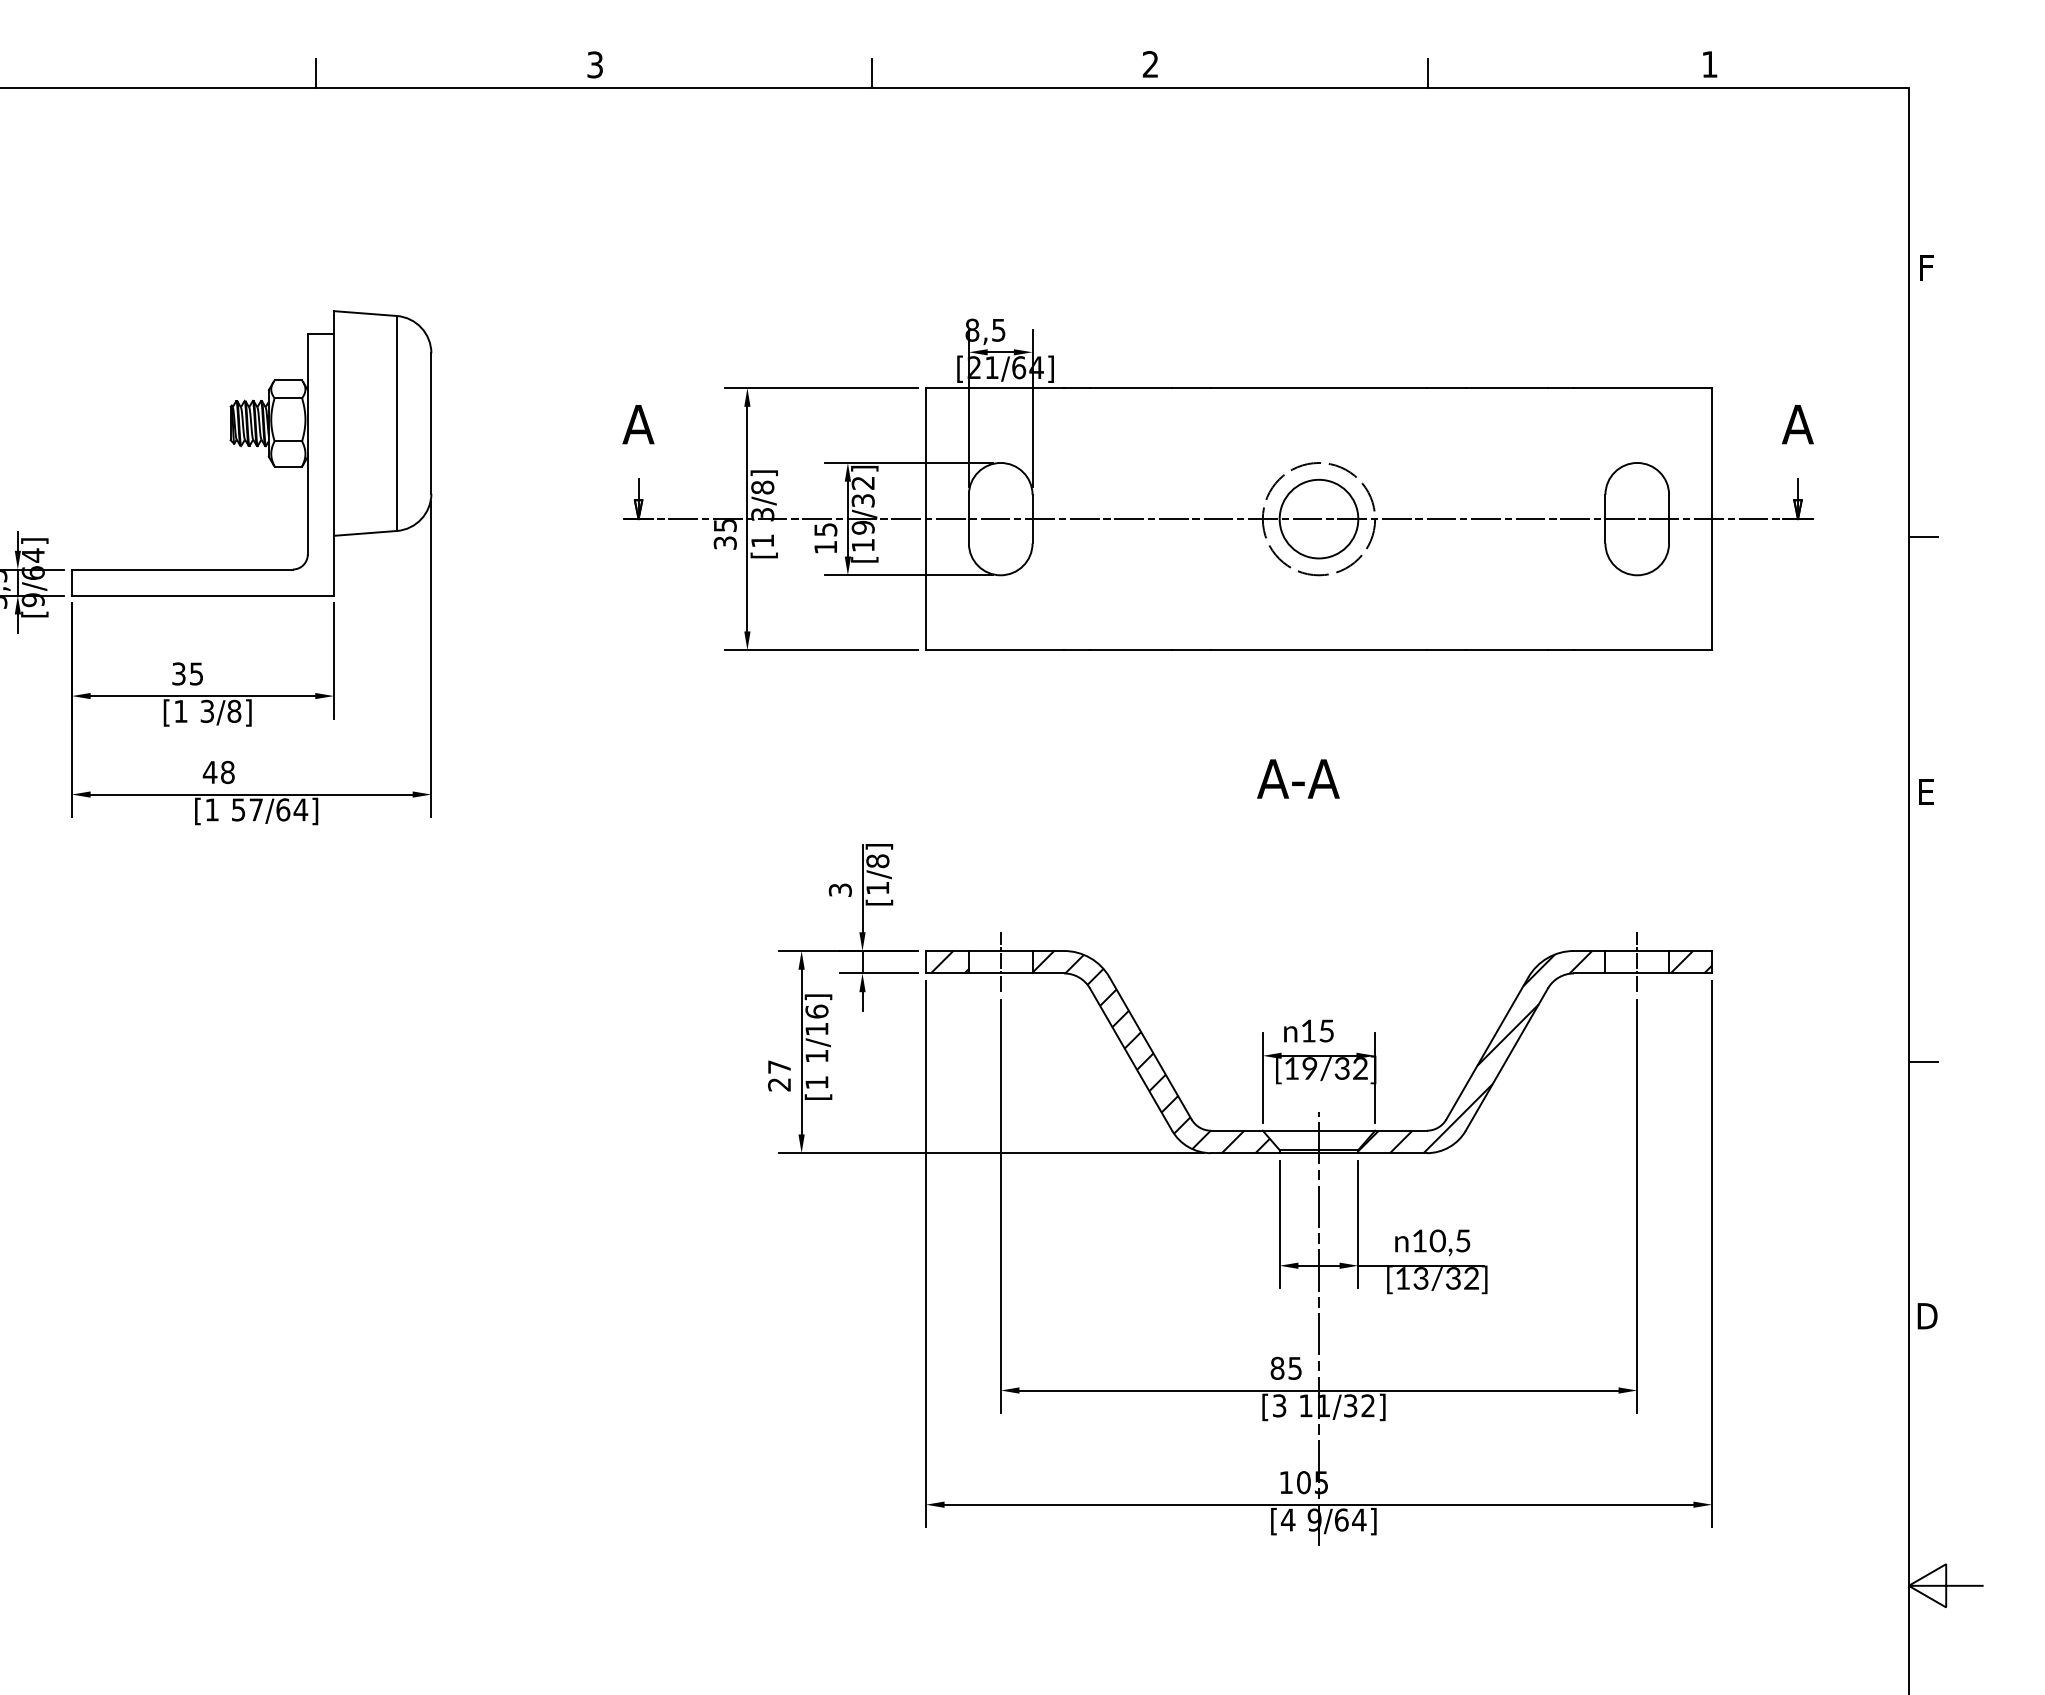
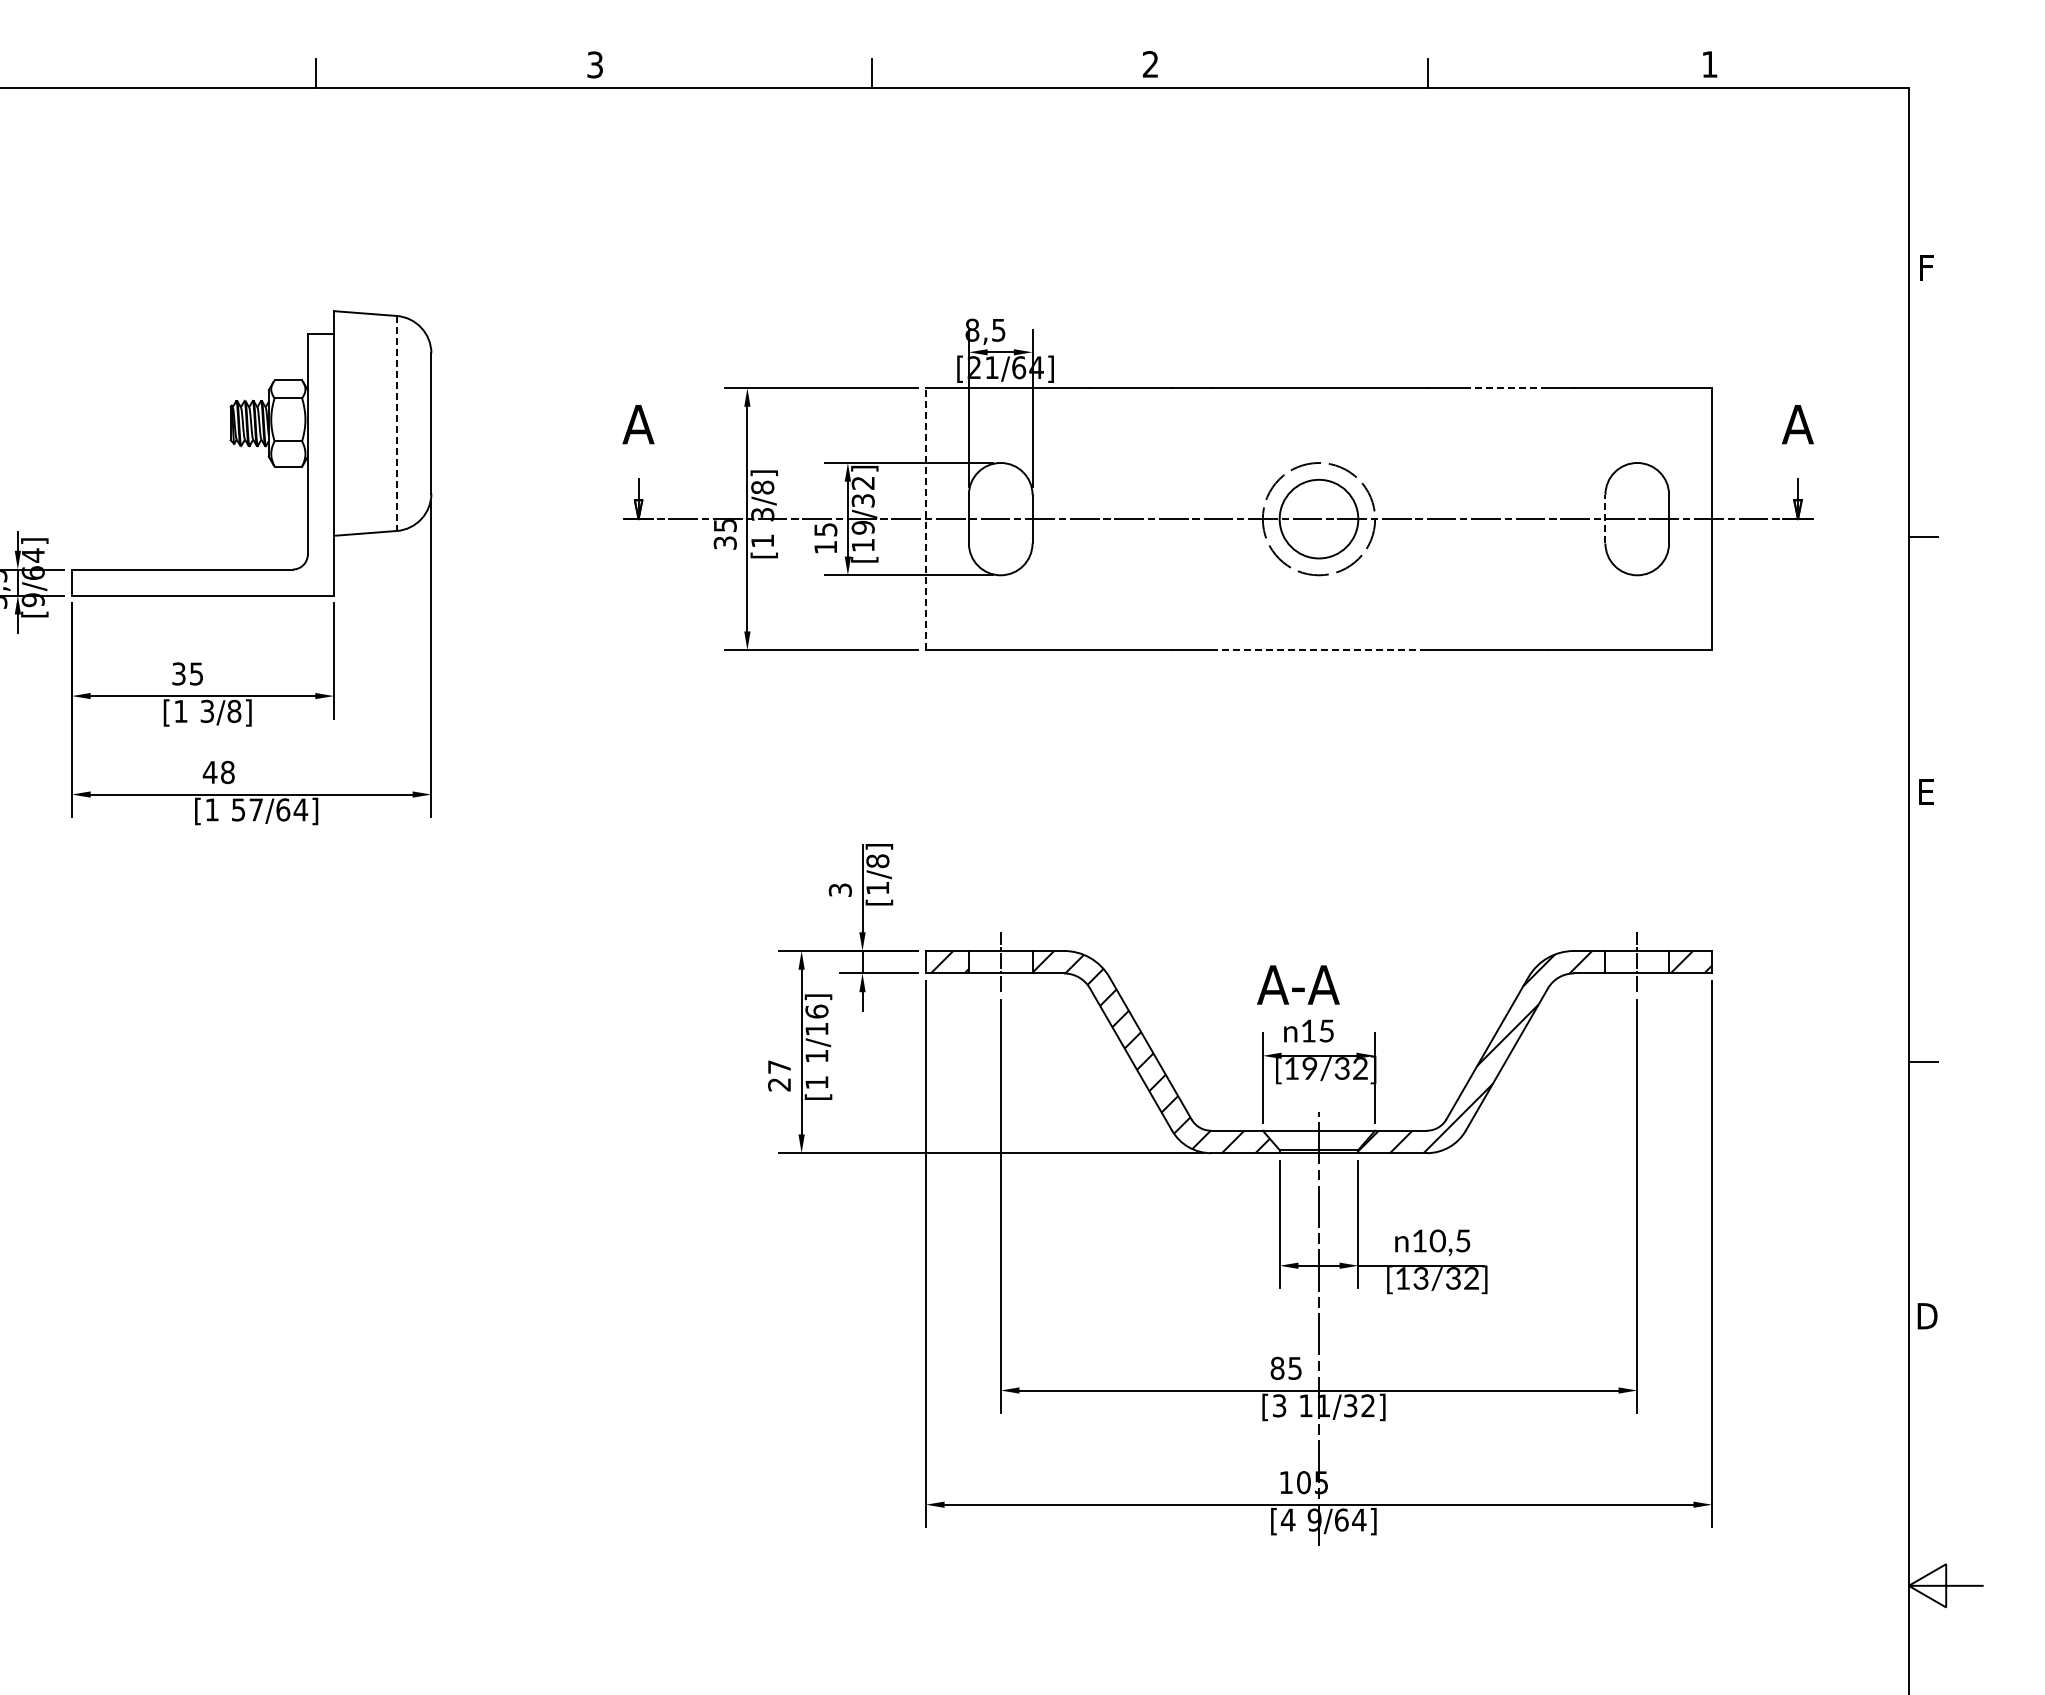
line: solid -> dashed (1506, 388)
line: solid -> dashed (396, 423)
line: solid -> dashed (925, 518)
line: solid -> dashed (1605, 518)
line: solid -> dashed (1319, 650)
text position: (1298, 778) -> (1298, 984) (1298, 984)
